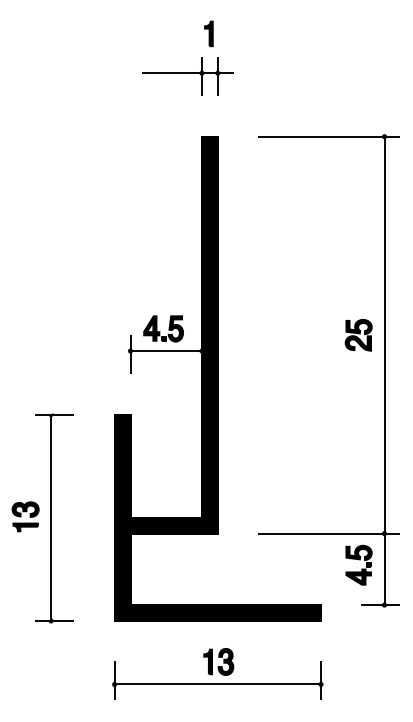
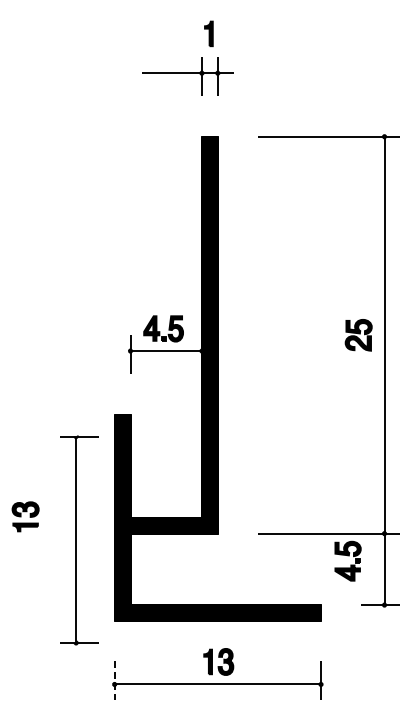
part position: (54, 518) -> (79, 540) (79, 540)
part position: (358, 564) -> (347, 560) (347, 560)
line: solid -> dashed (114, 680)
